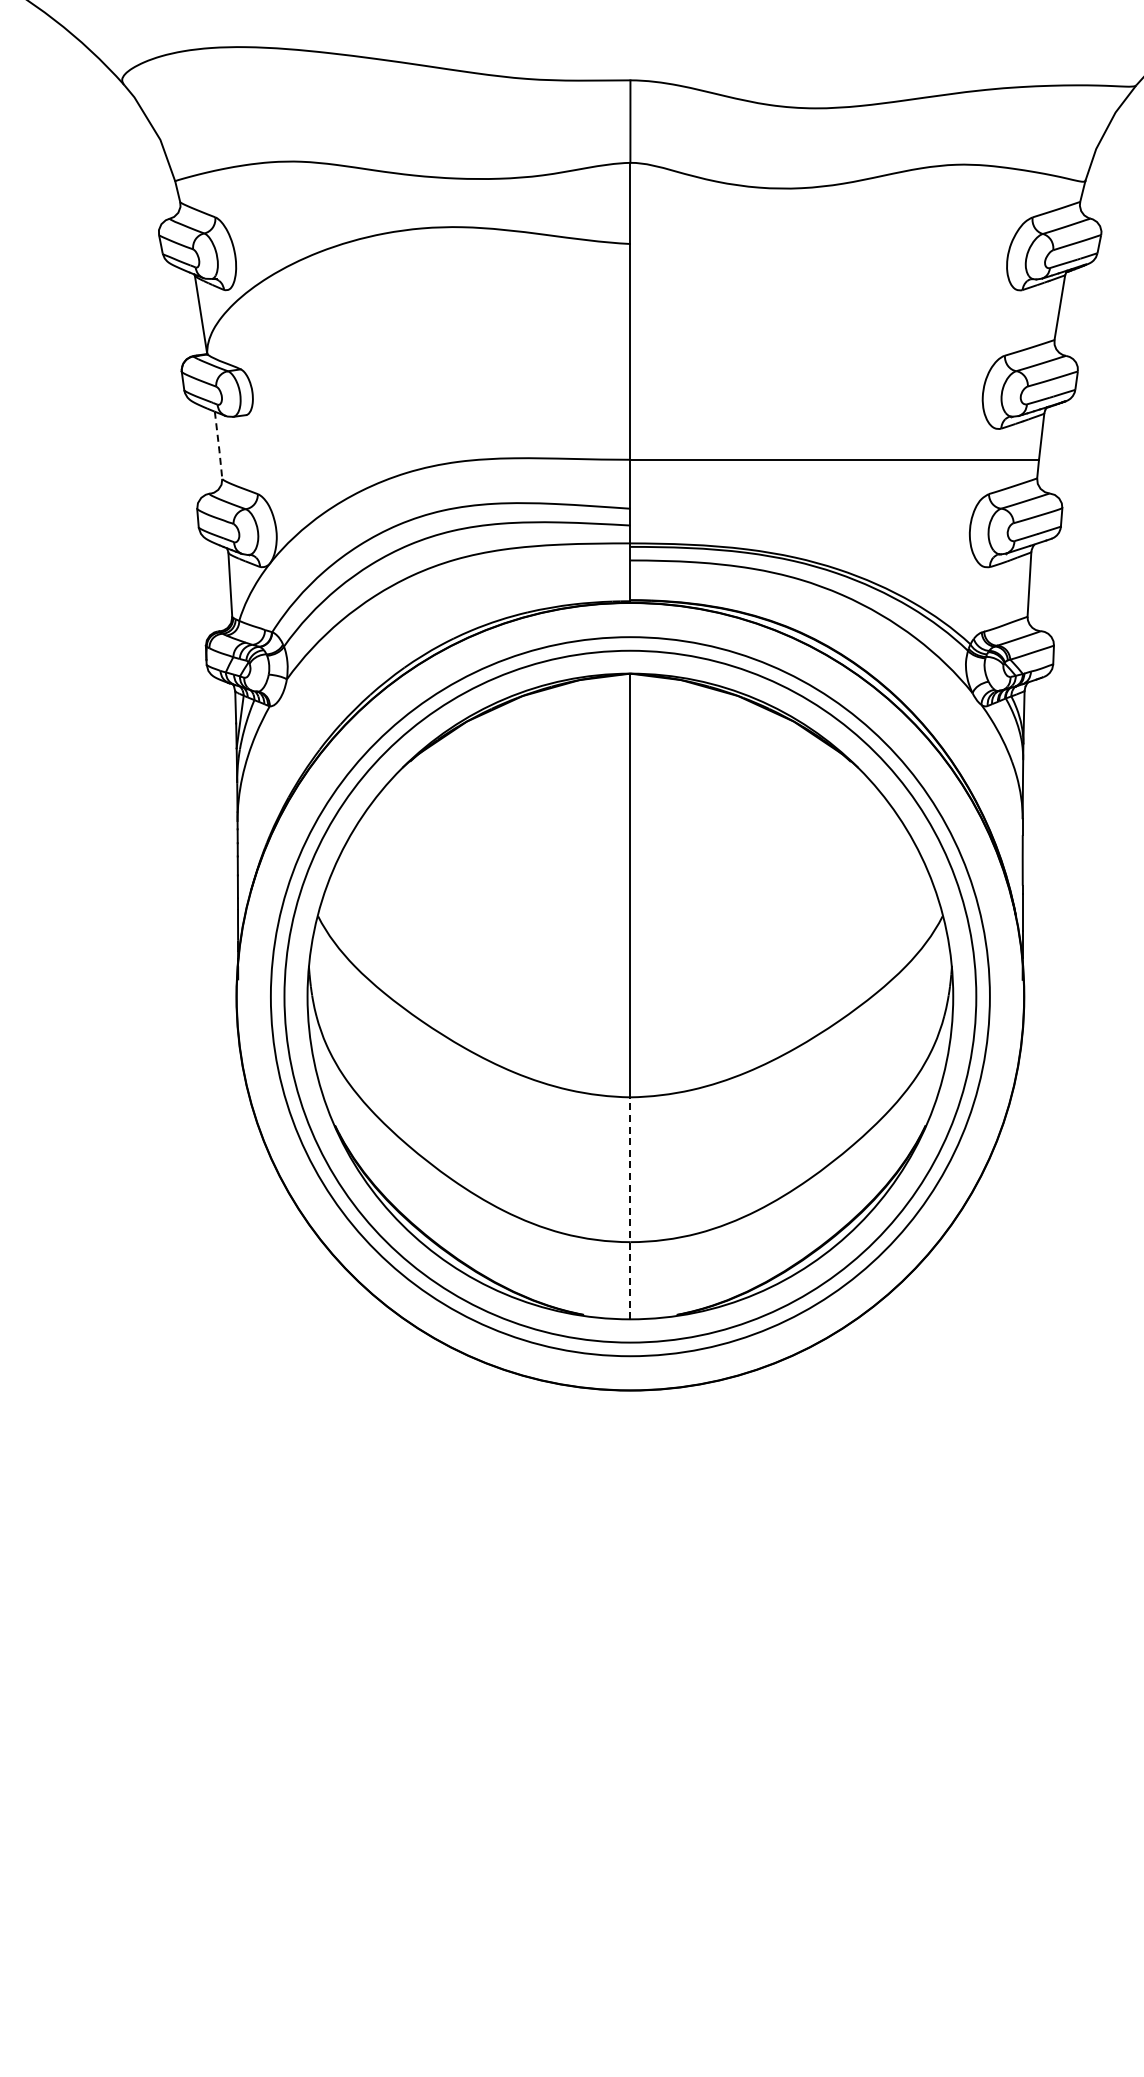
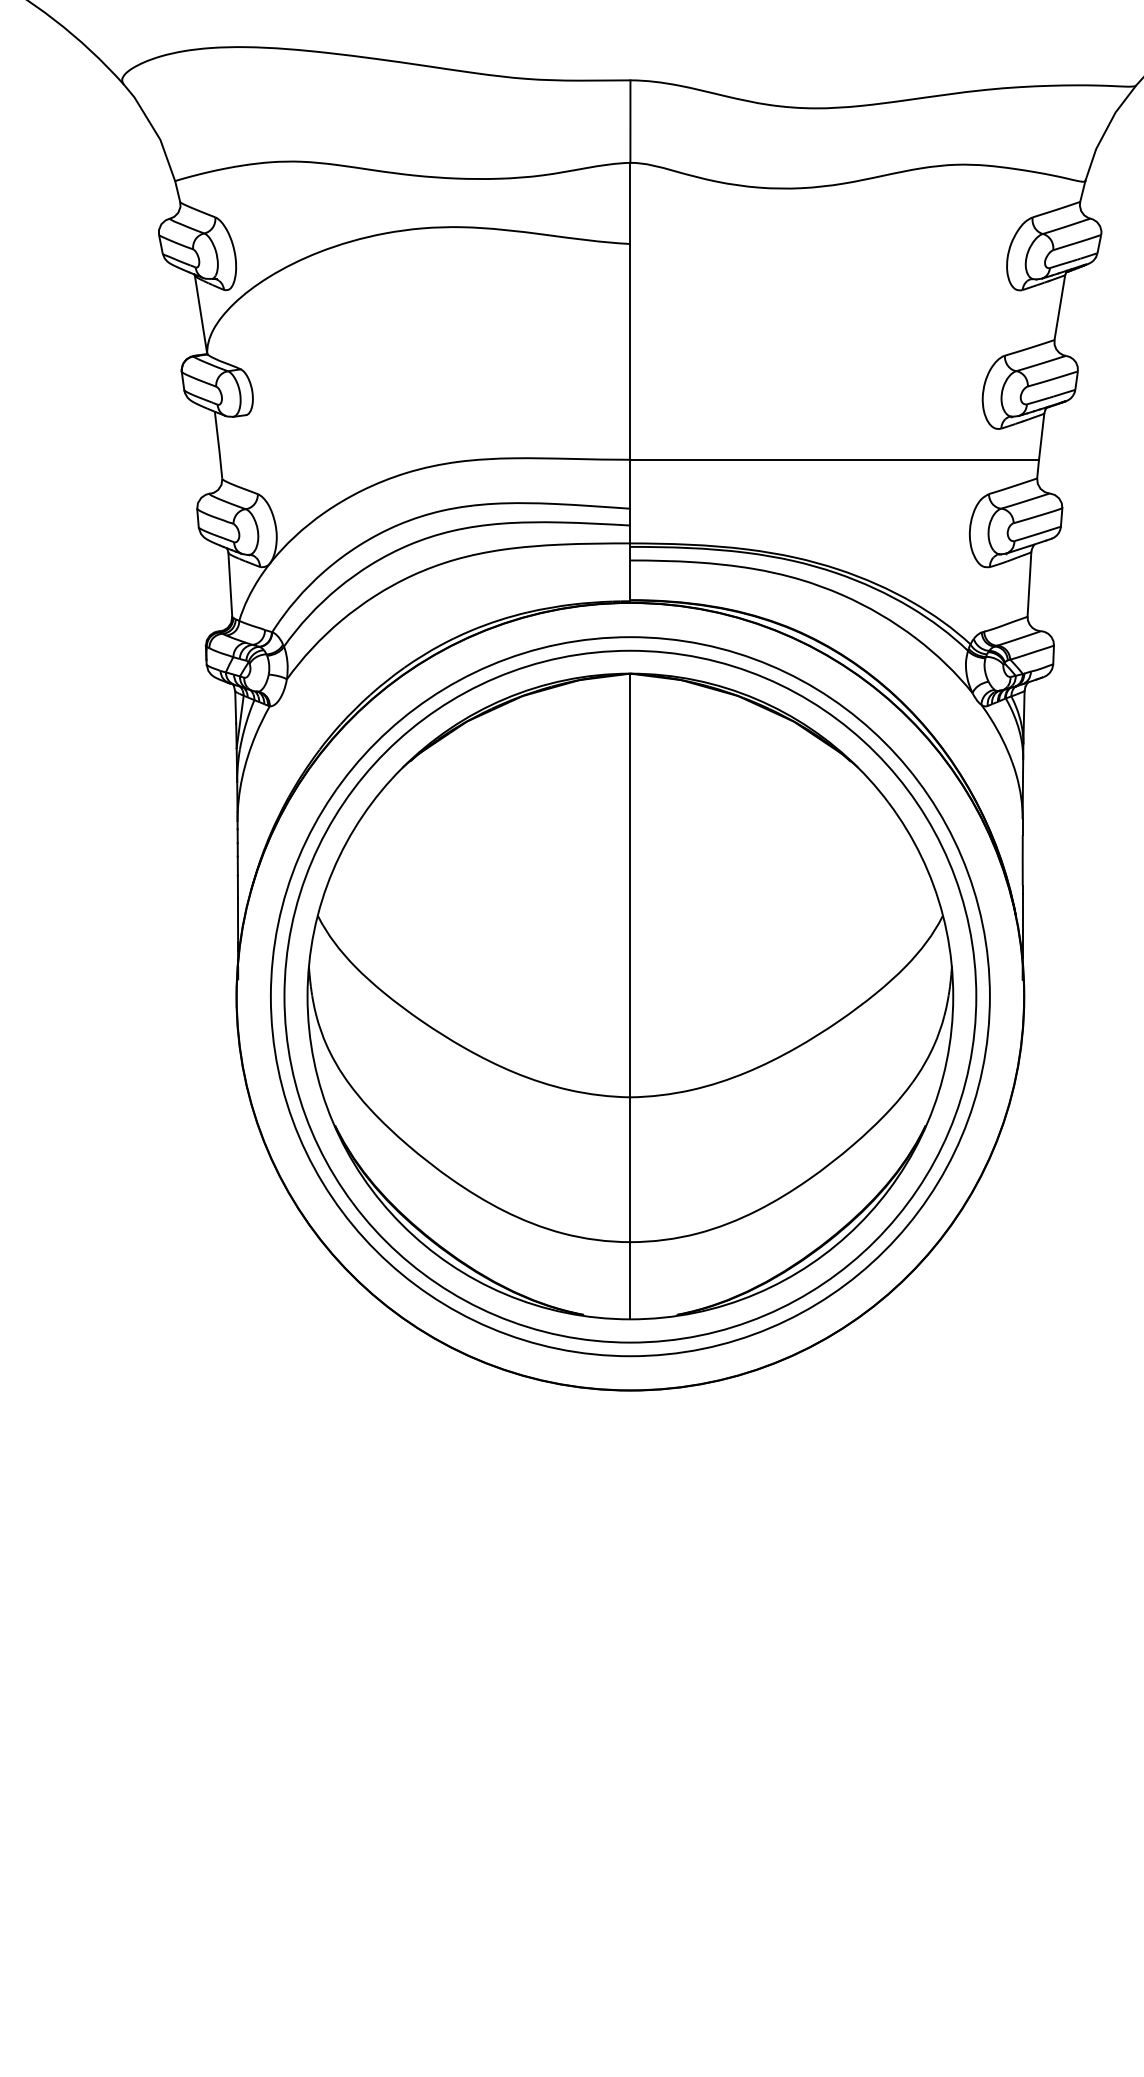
line: dashed -> solid (218, 446)
line: dashed -> solid (630, 1207)
